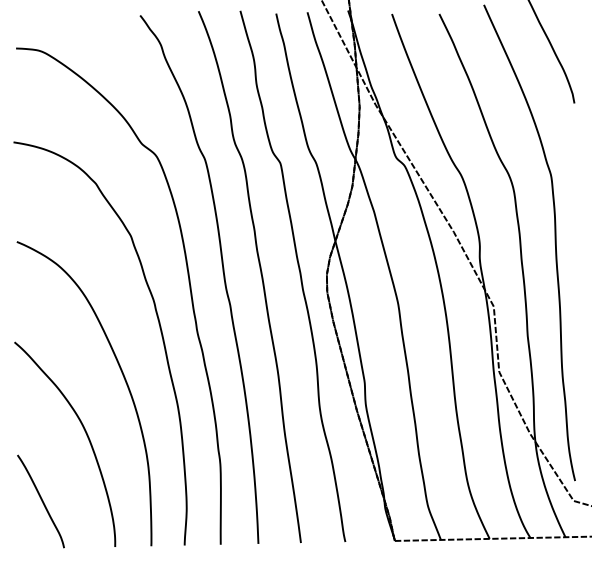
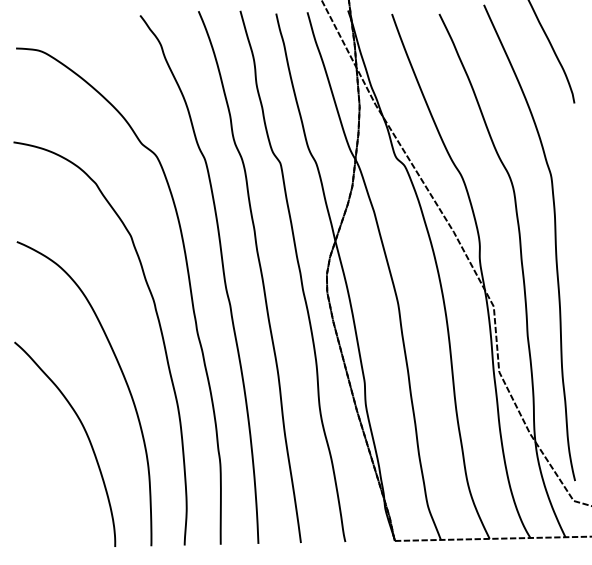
curve: present -> none (41, 501)
